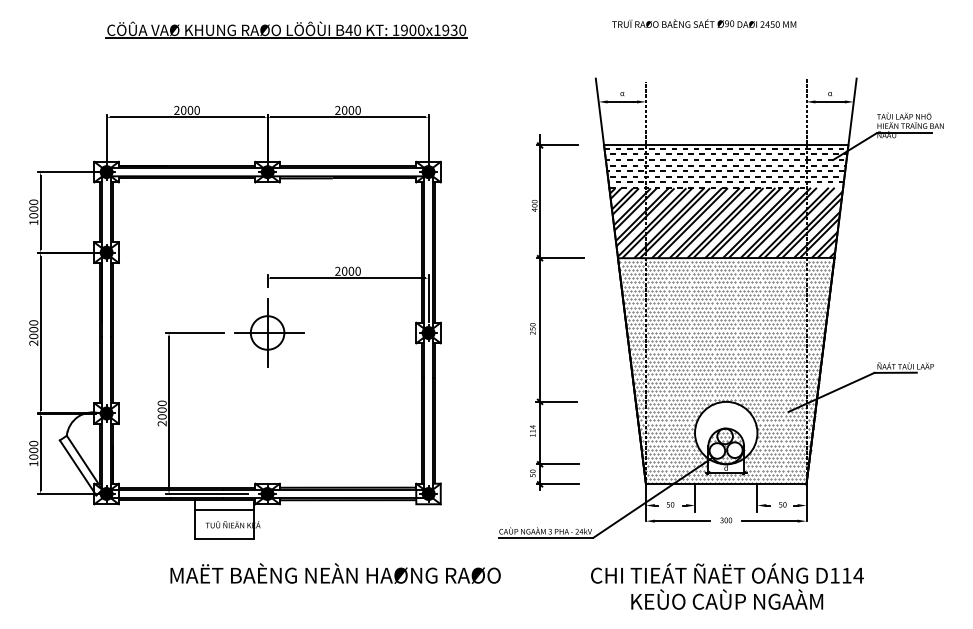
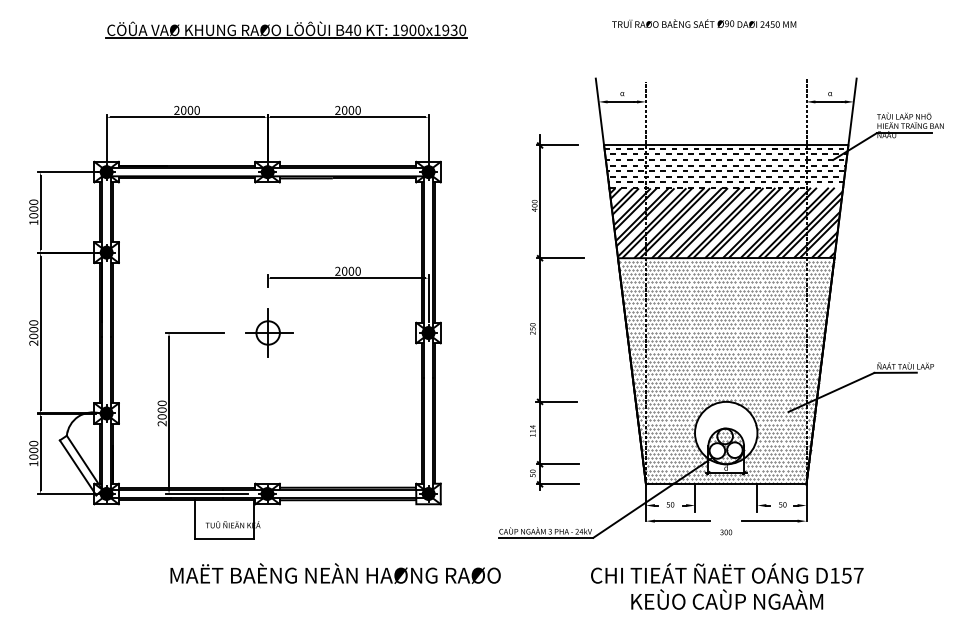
part size: 71x70 px -> 49x50 px (269, 332)
line: present -> none (224, 510)
text position: (726, 520) -> (726, 532) (726, 532)
text: D114 -> D157 (852, 575)
